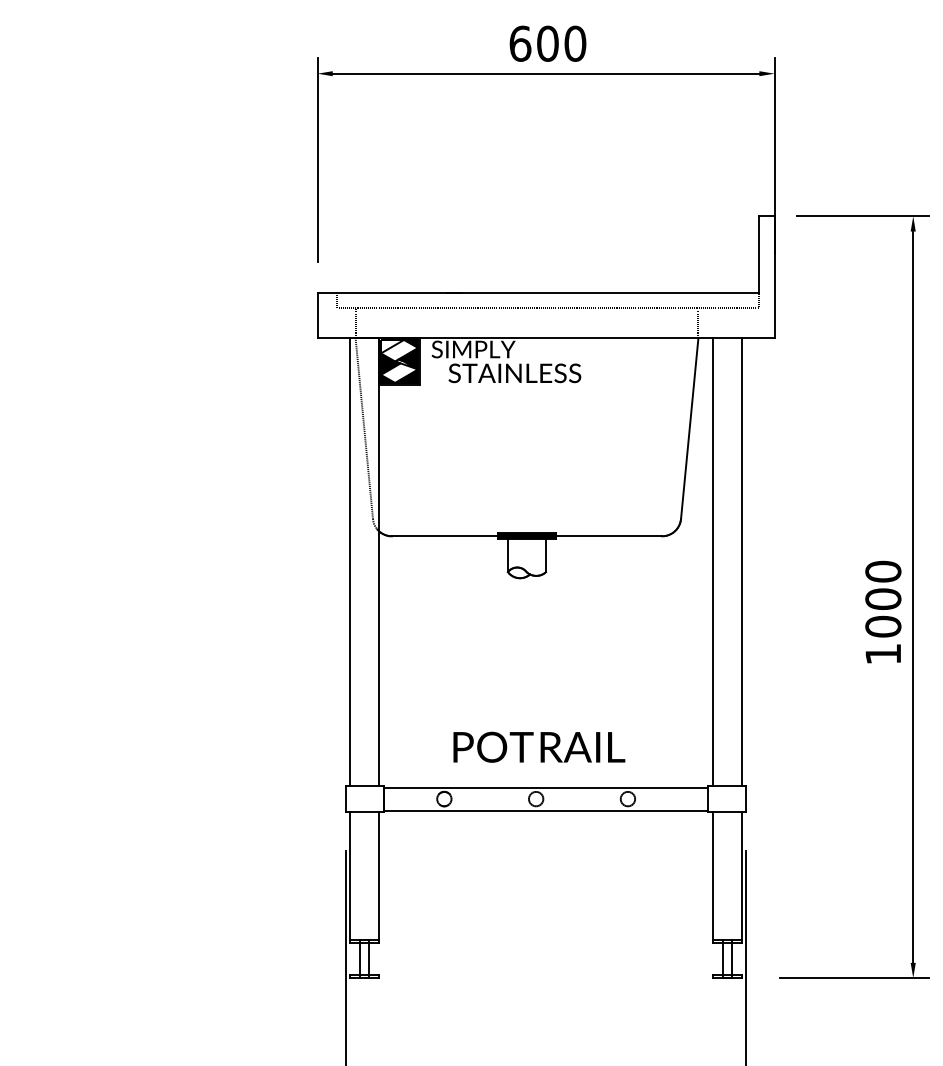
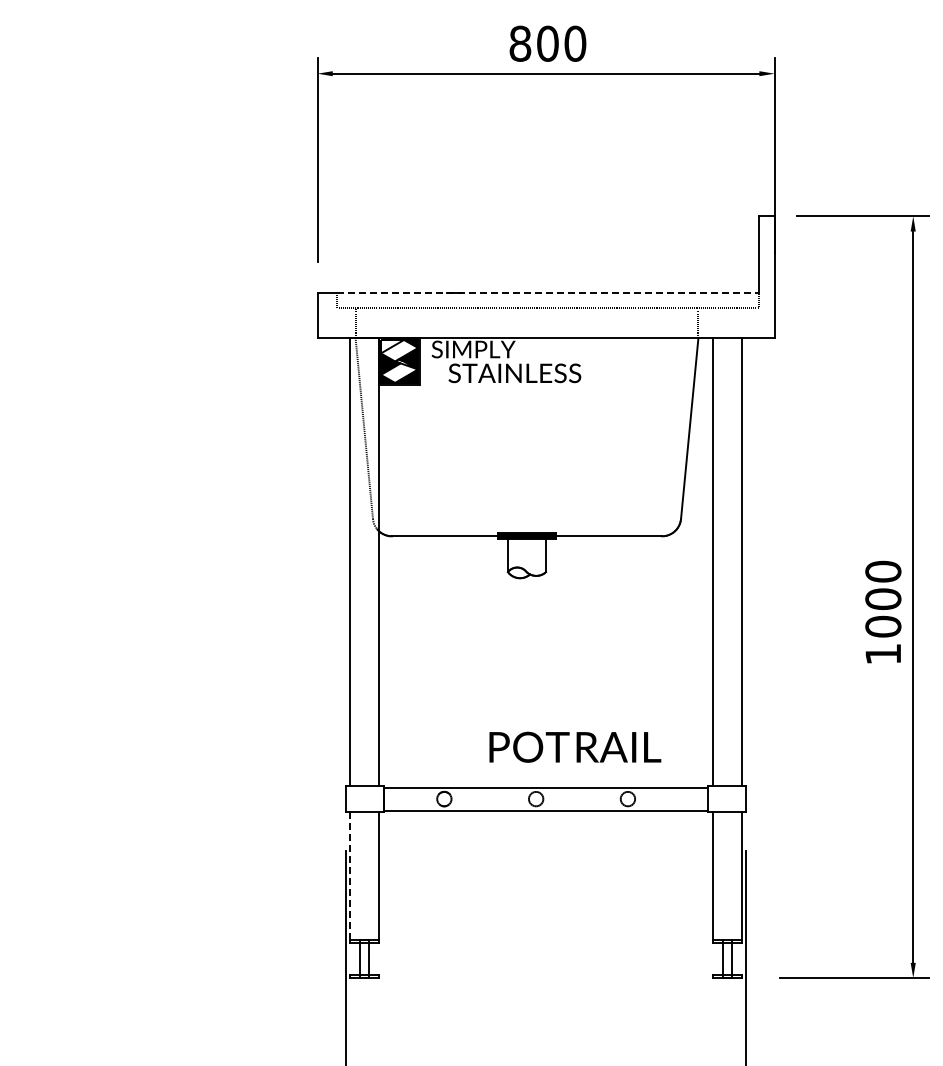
text: 600 -> 800 (520, 43)
line: solid -> dashed (548, 292)
text position: (539, 746) -> (575, 746) (575, 746)
line: solid -> dashed (350, 876)
